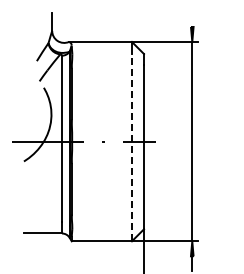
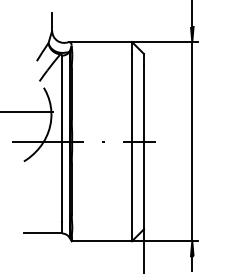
line: none -> present (192, 14)
line: none -> present (28, 111)
line: dashed -> solid (131, 147)
